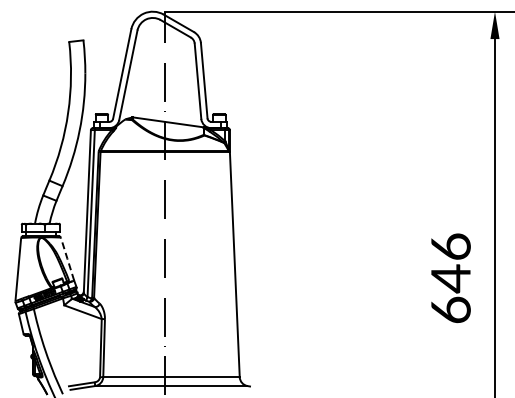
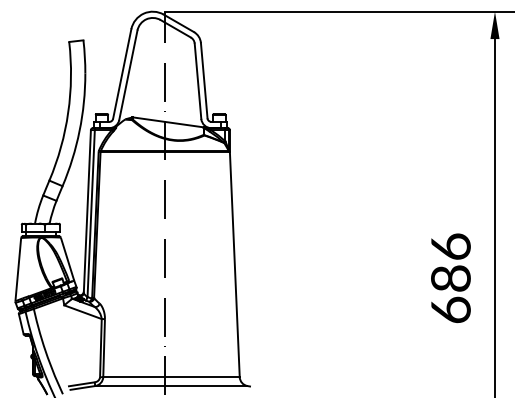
line: dashed -> solid (67, 258)
text: 646 -> 686 (450, 278)
